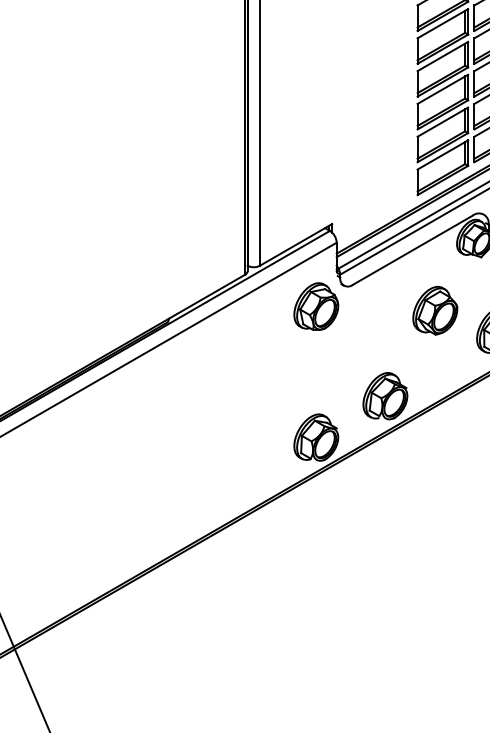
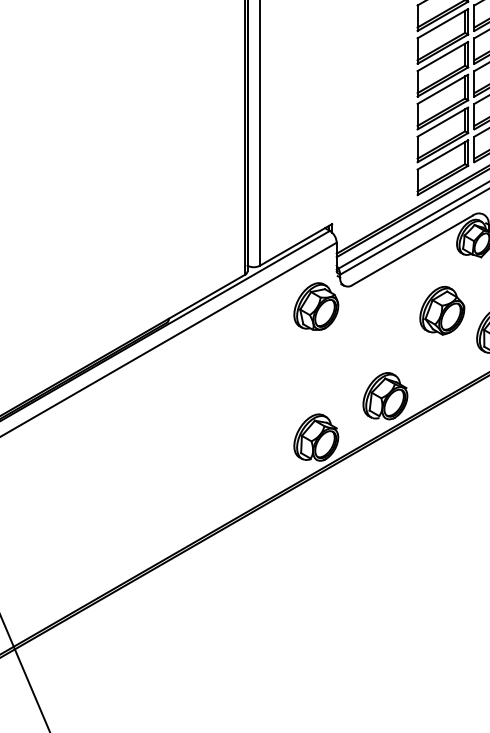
part position: (435, 310) -> (442, 310) (442, 310)
